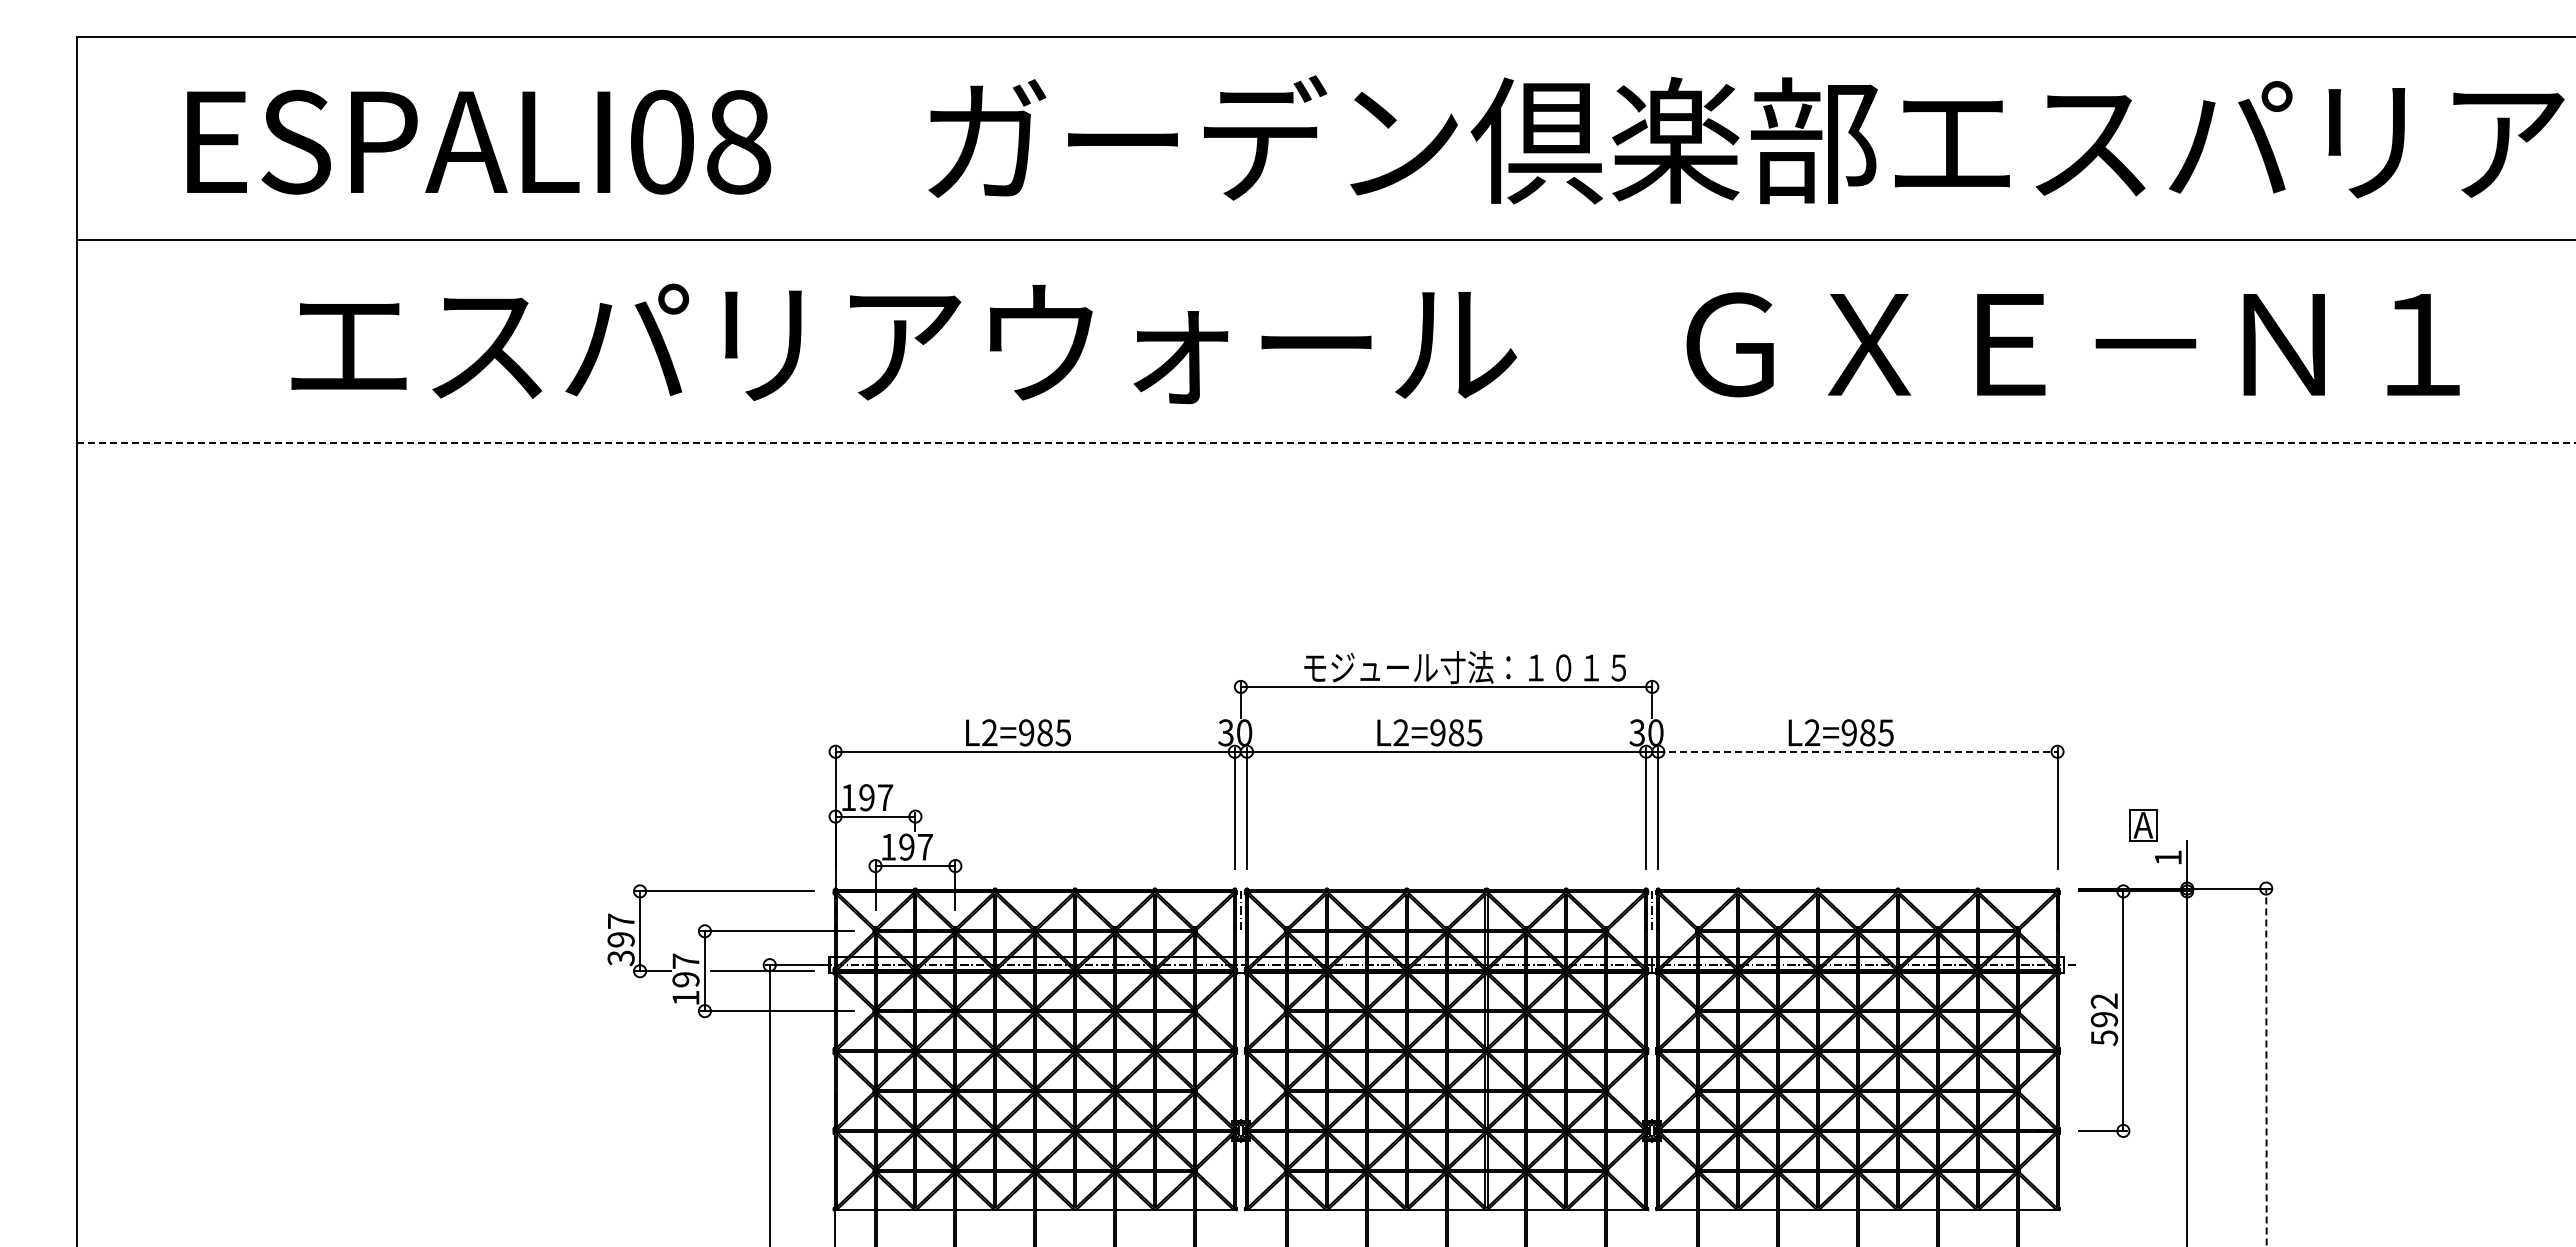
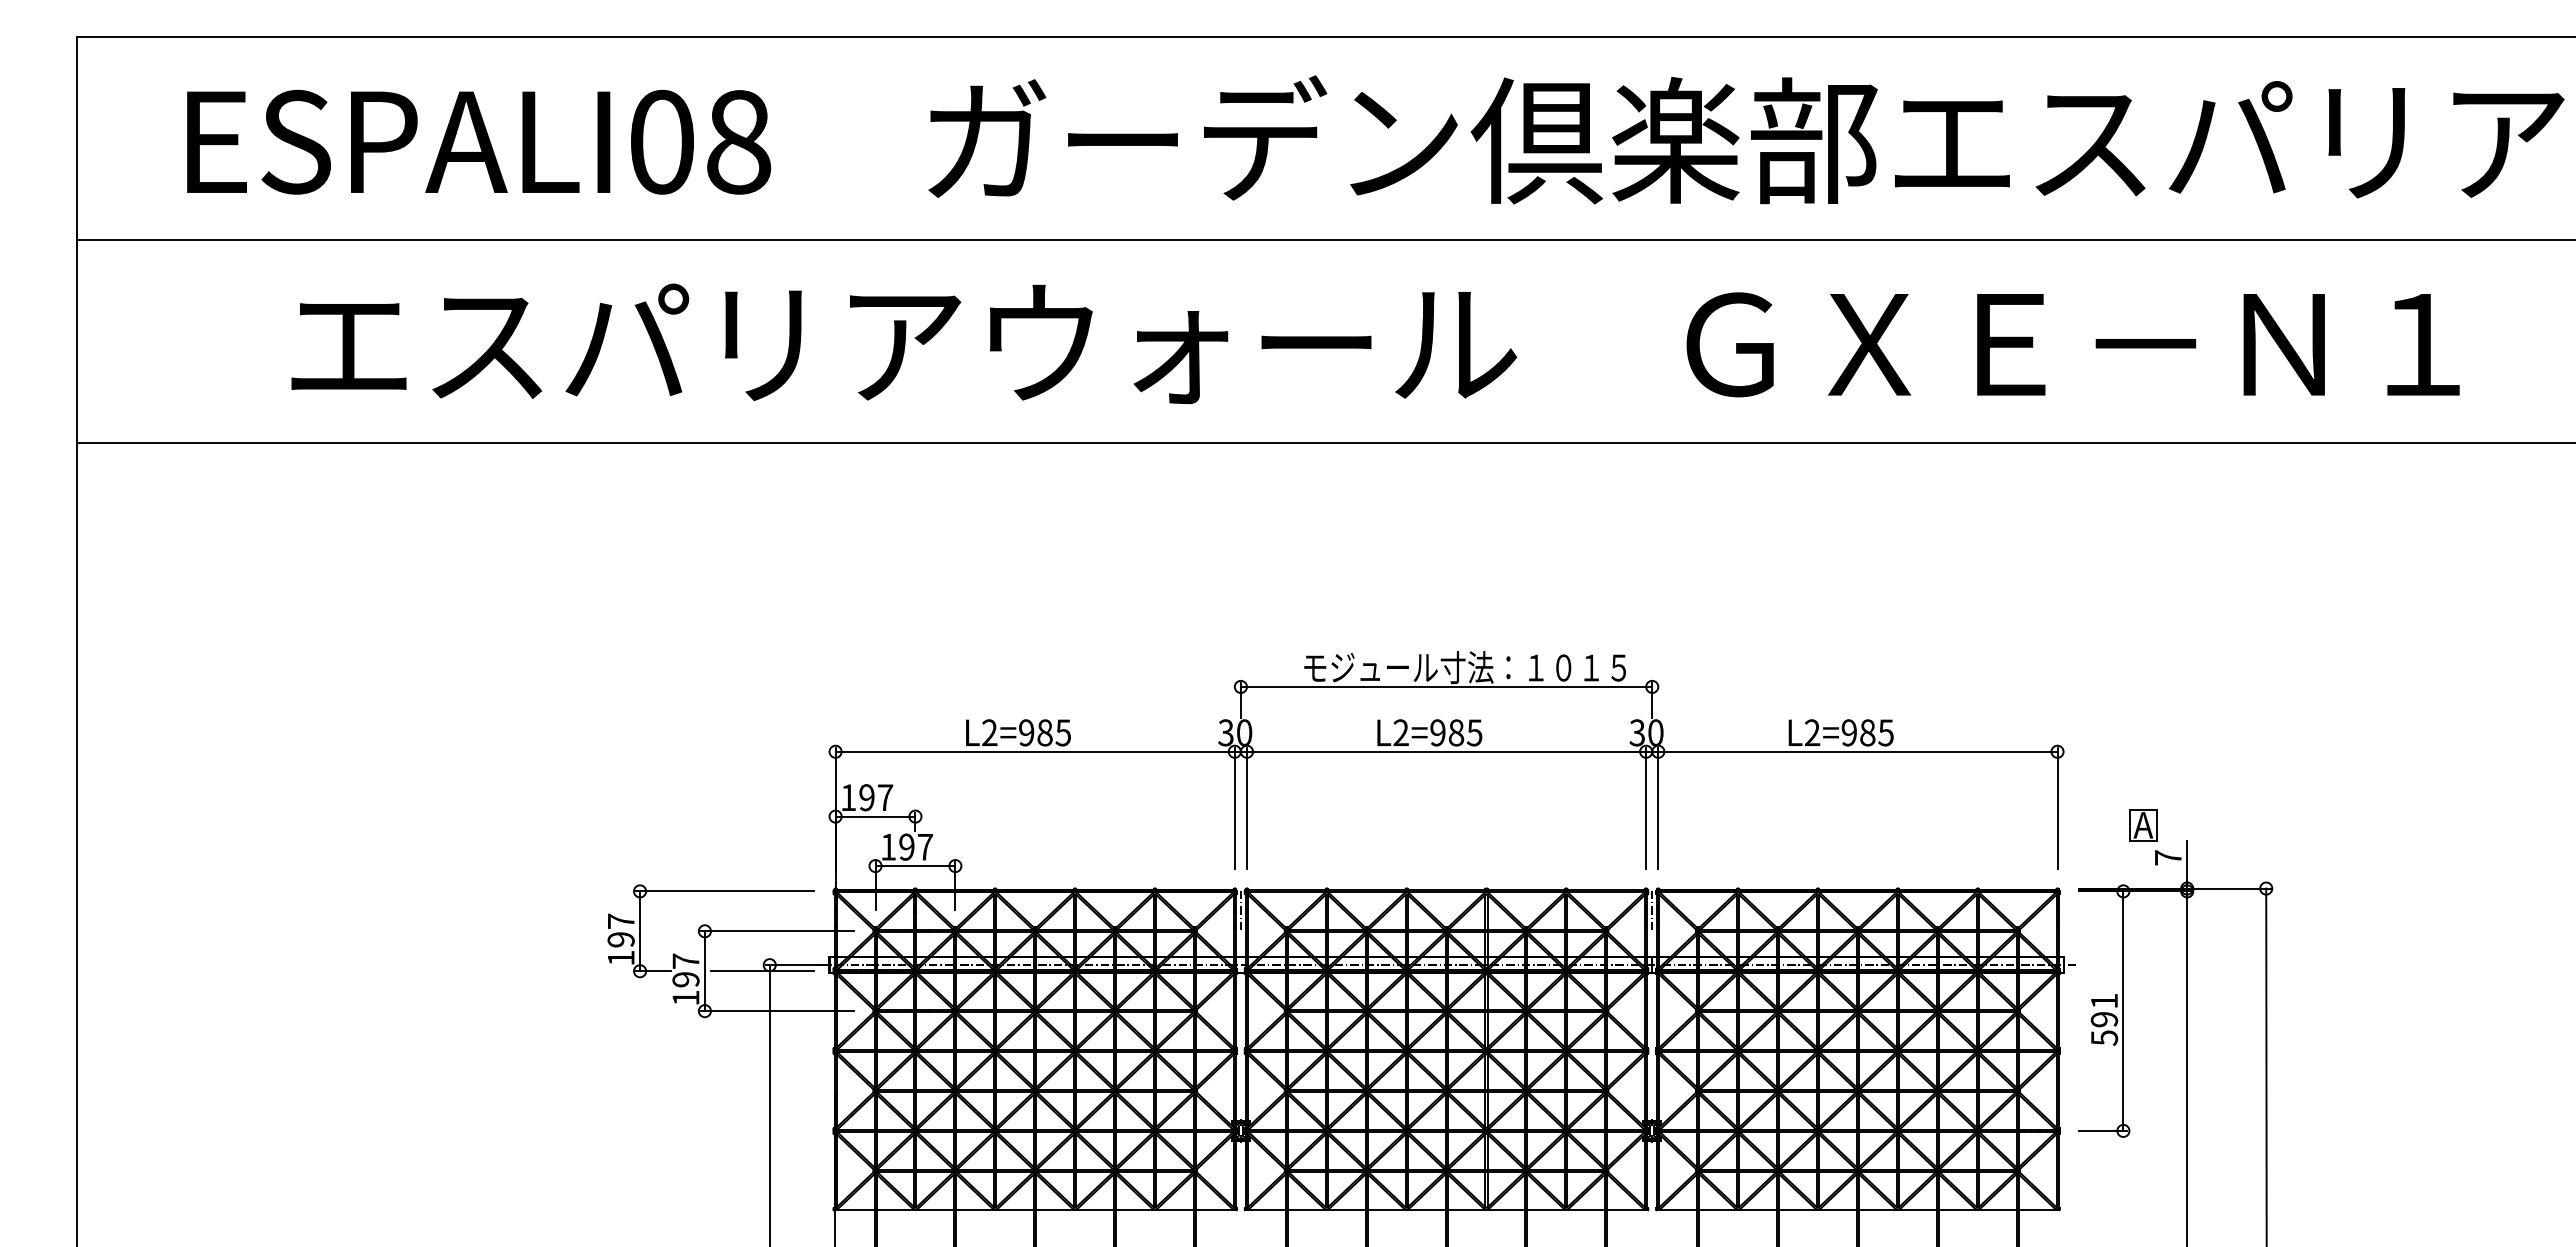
line: dashed -> solid (1326, 442)
line: dashed -> solid (1857, 751)
text: 1 -> 7 (2168, 857)
text: 397 -> 197 (620, 958)
text: 592 -> 591 (2103, 1000)
line: dashed -> solid (2266, 1067)
